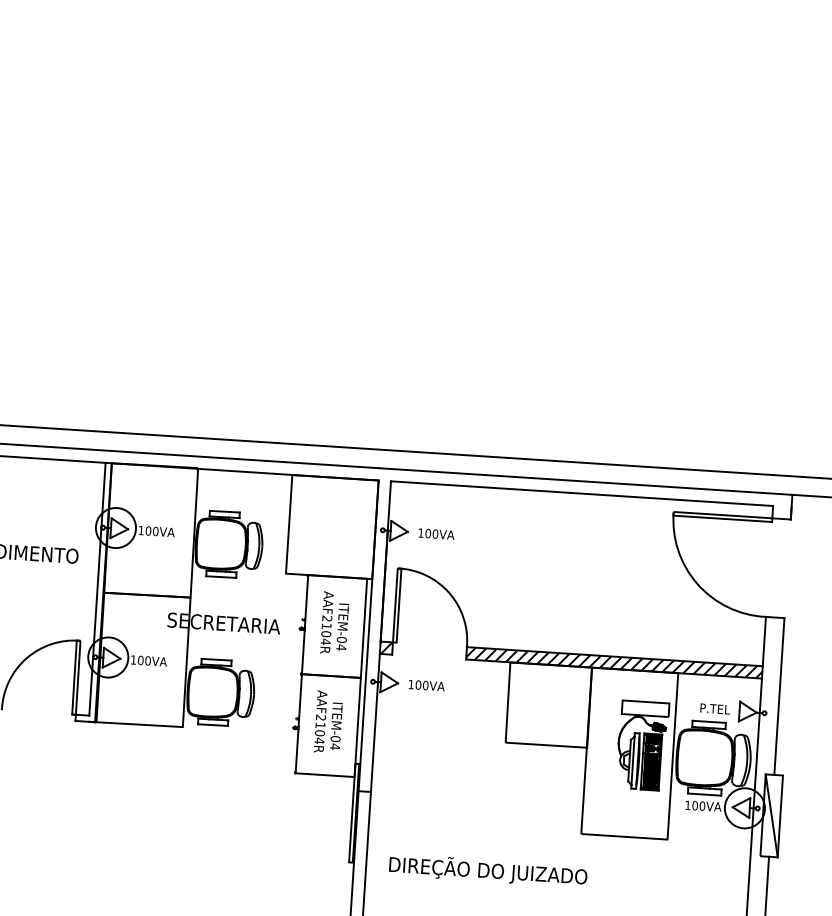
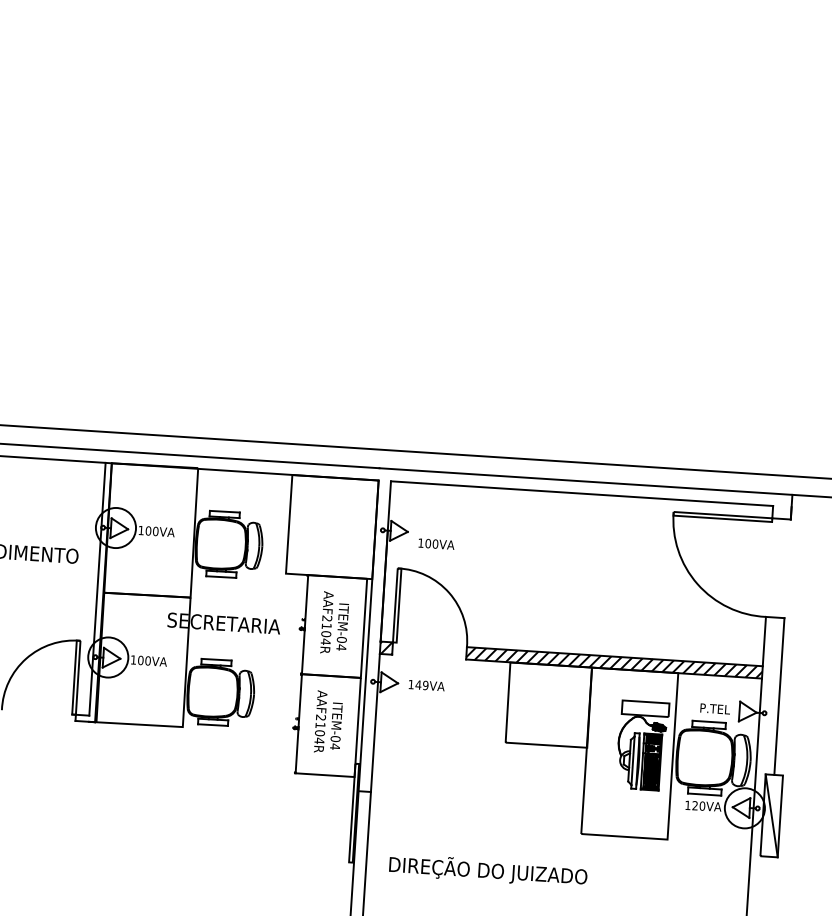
text position: (436, 533) -> (436, 543) (436, 543)
text: 100VA -> 149VA (421, 685)
text: 100VA -> 120VA (694, 805)
line: present -> none (767, 884)
